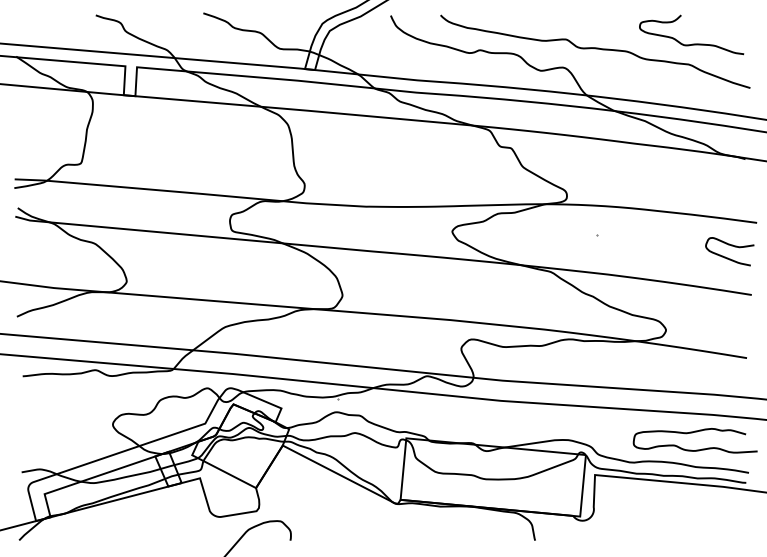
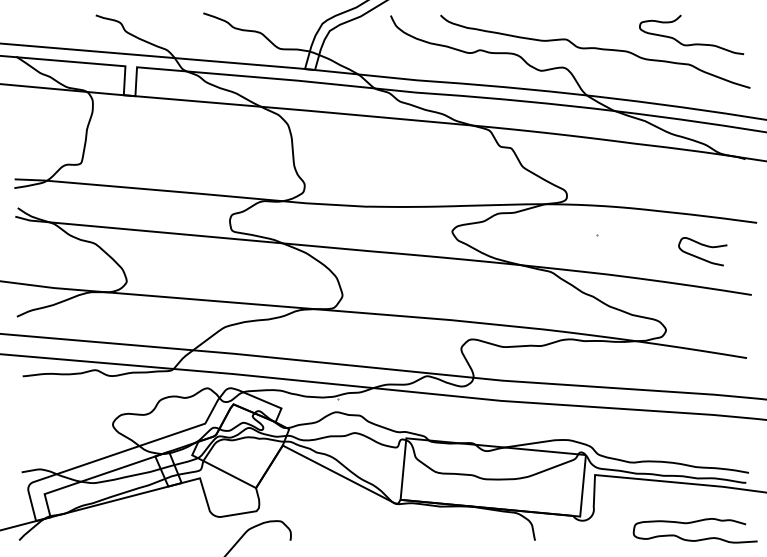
curve position: (731, 246) -> (704, 246) (704, 246)
curve position: (692, 433) -> (692, 523) (692, 523)
